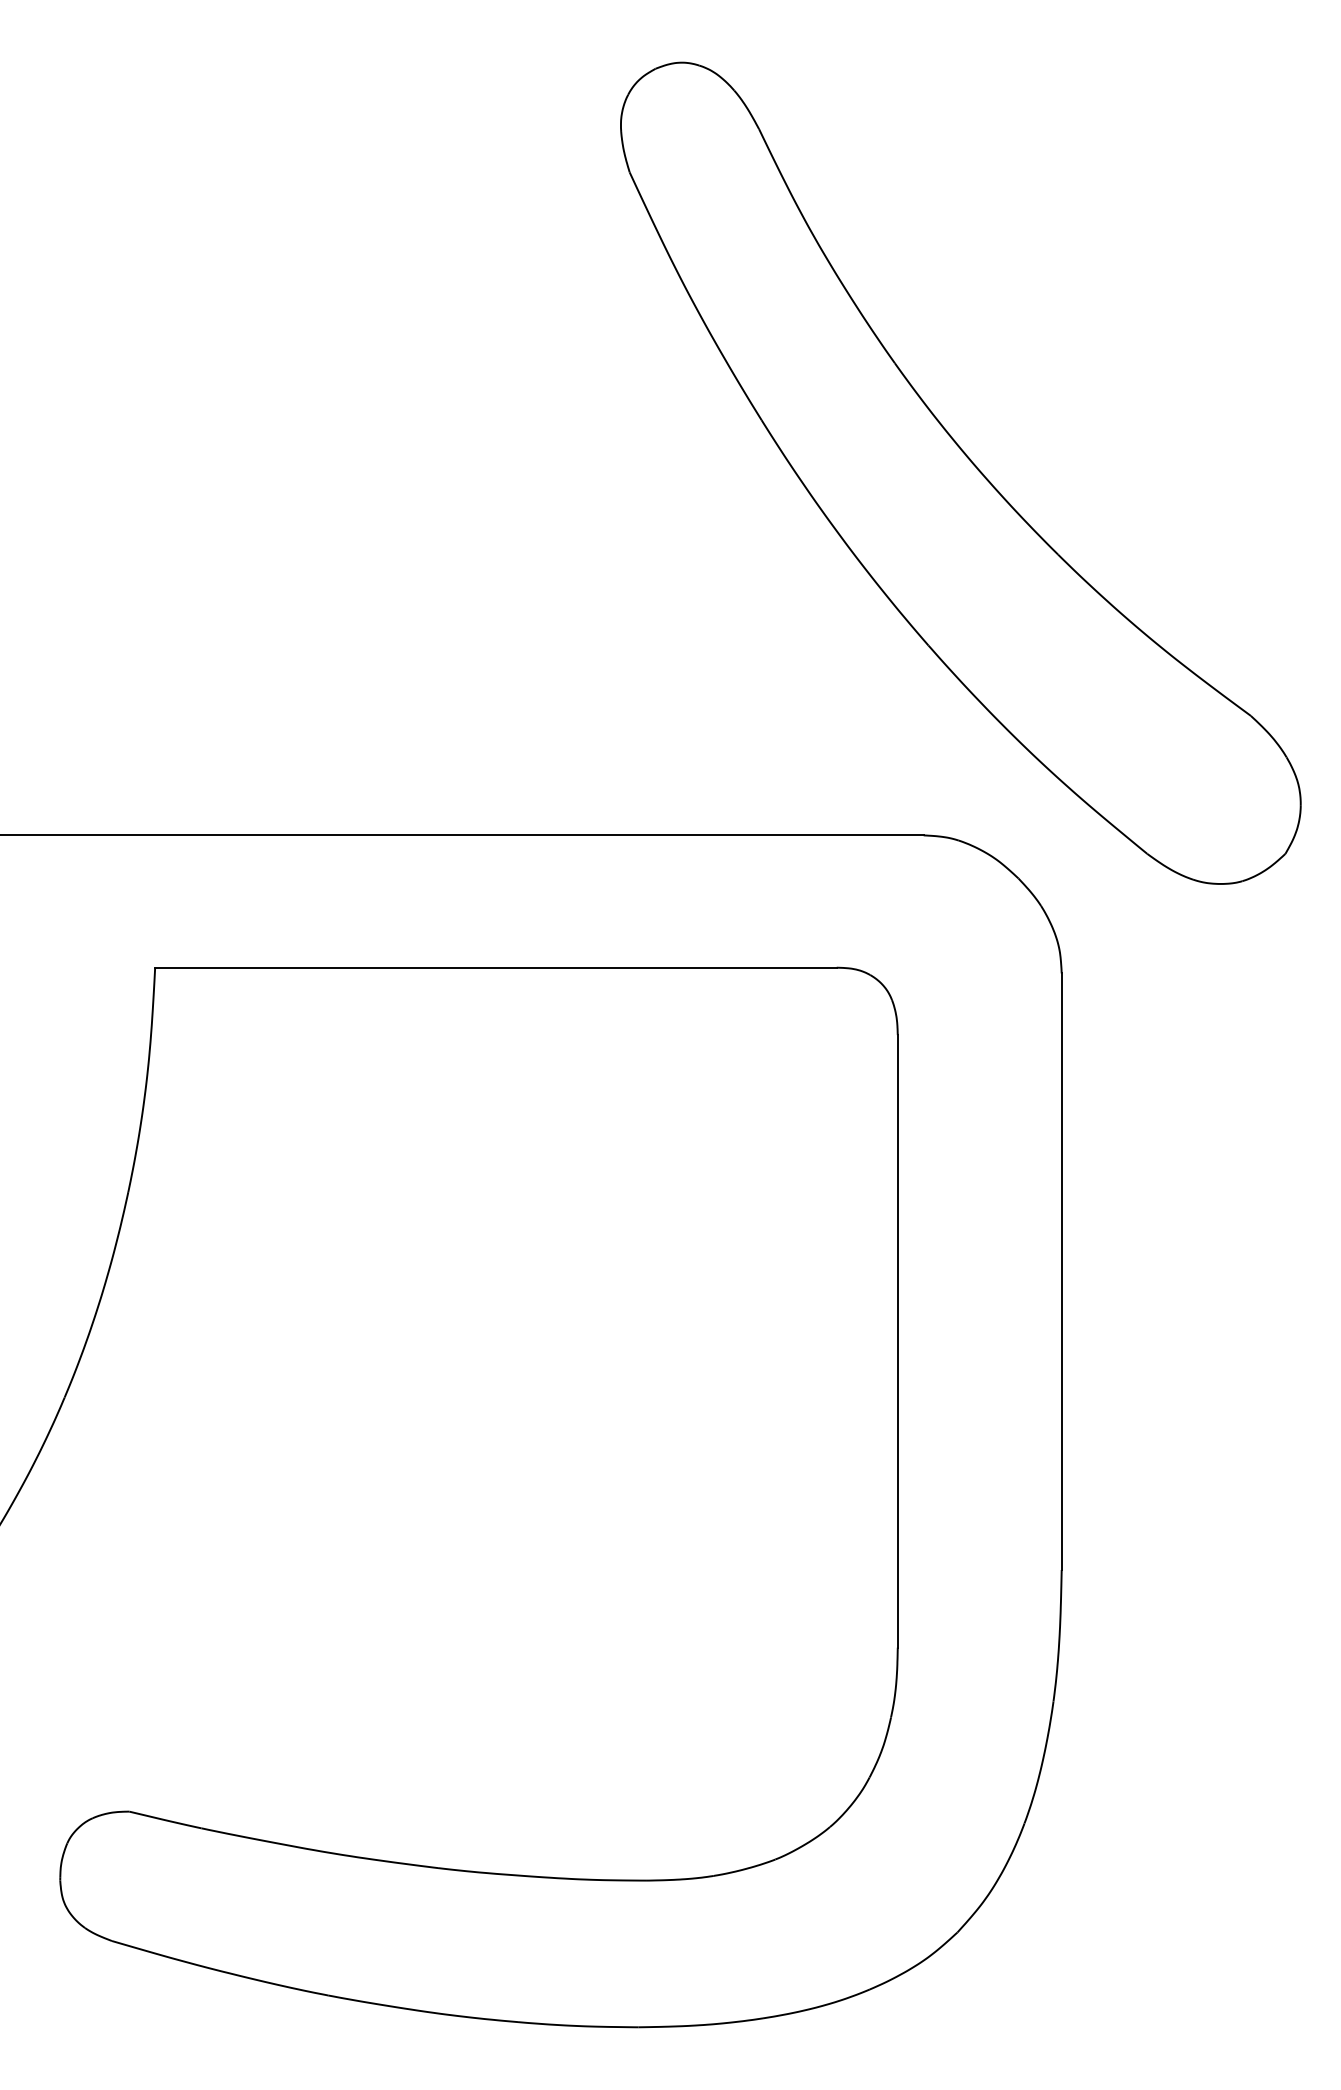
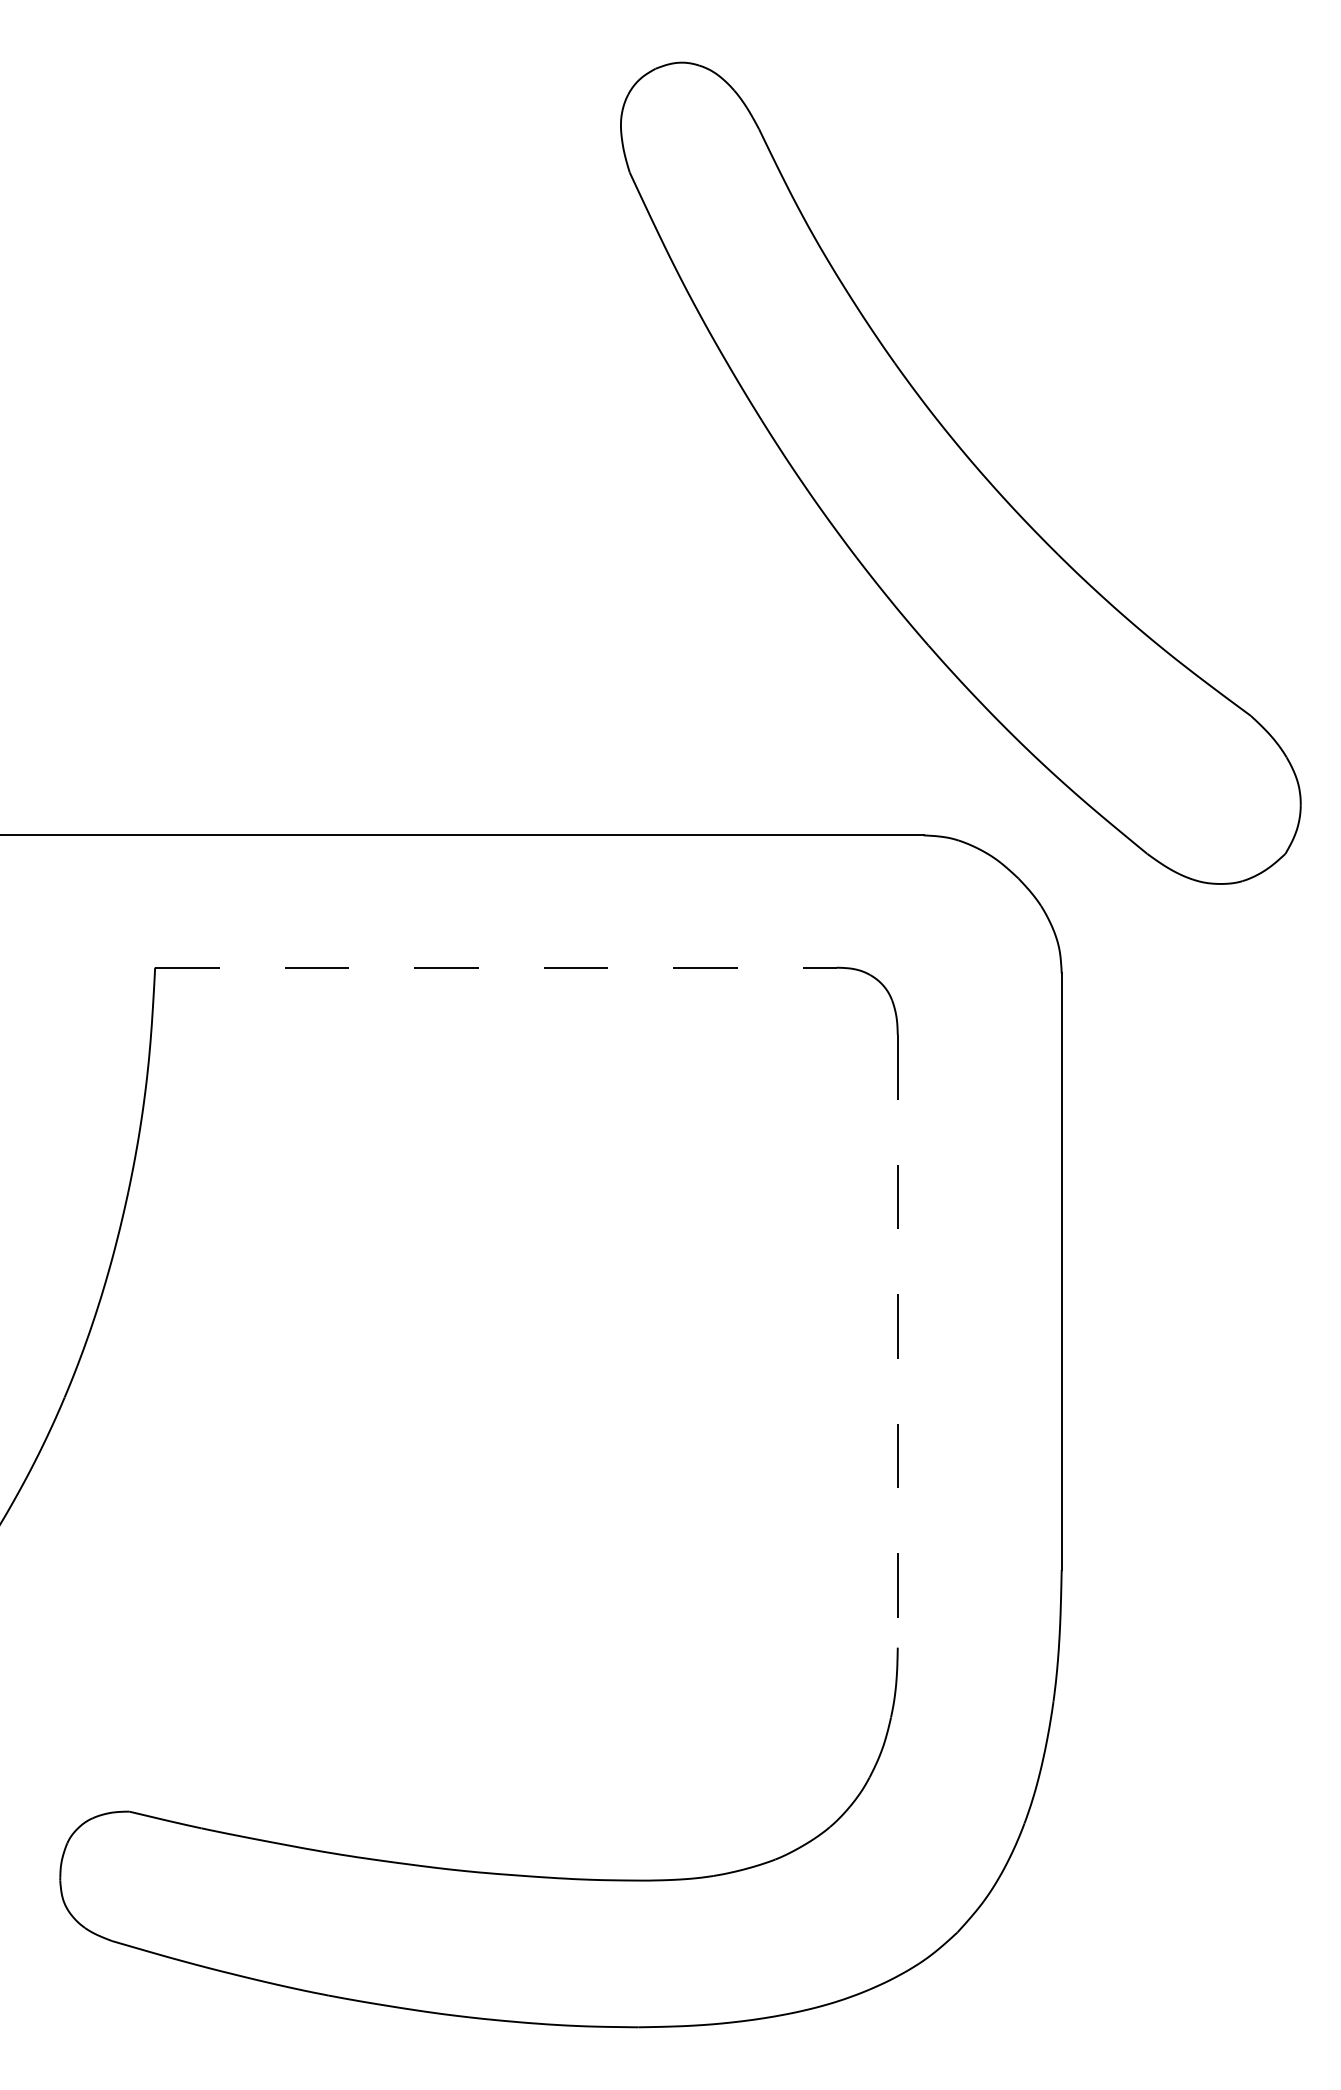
line: solid -> dashed (495, 967)
line: solid -> dashed (897, 1341)
